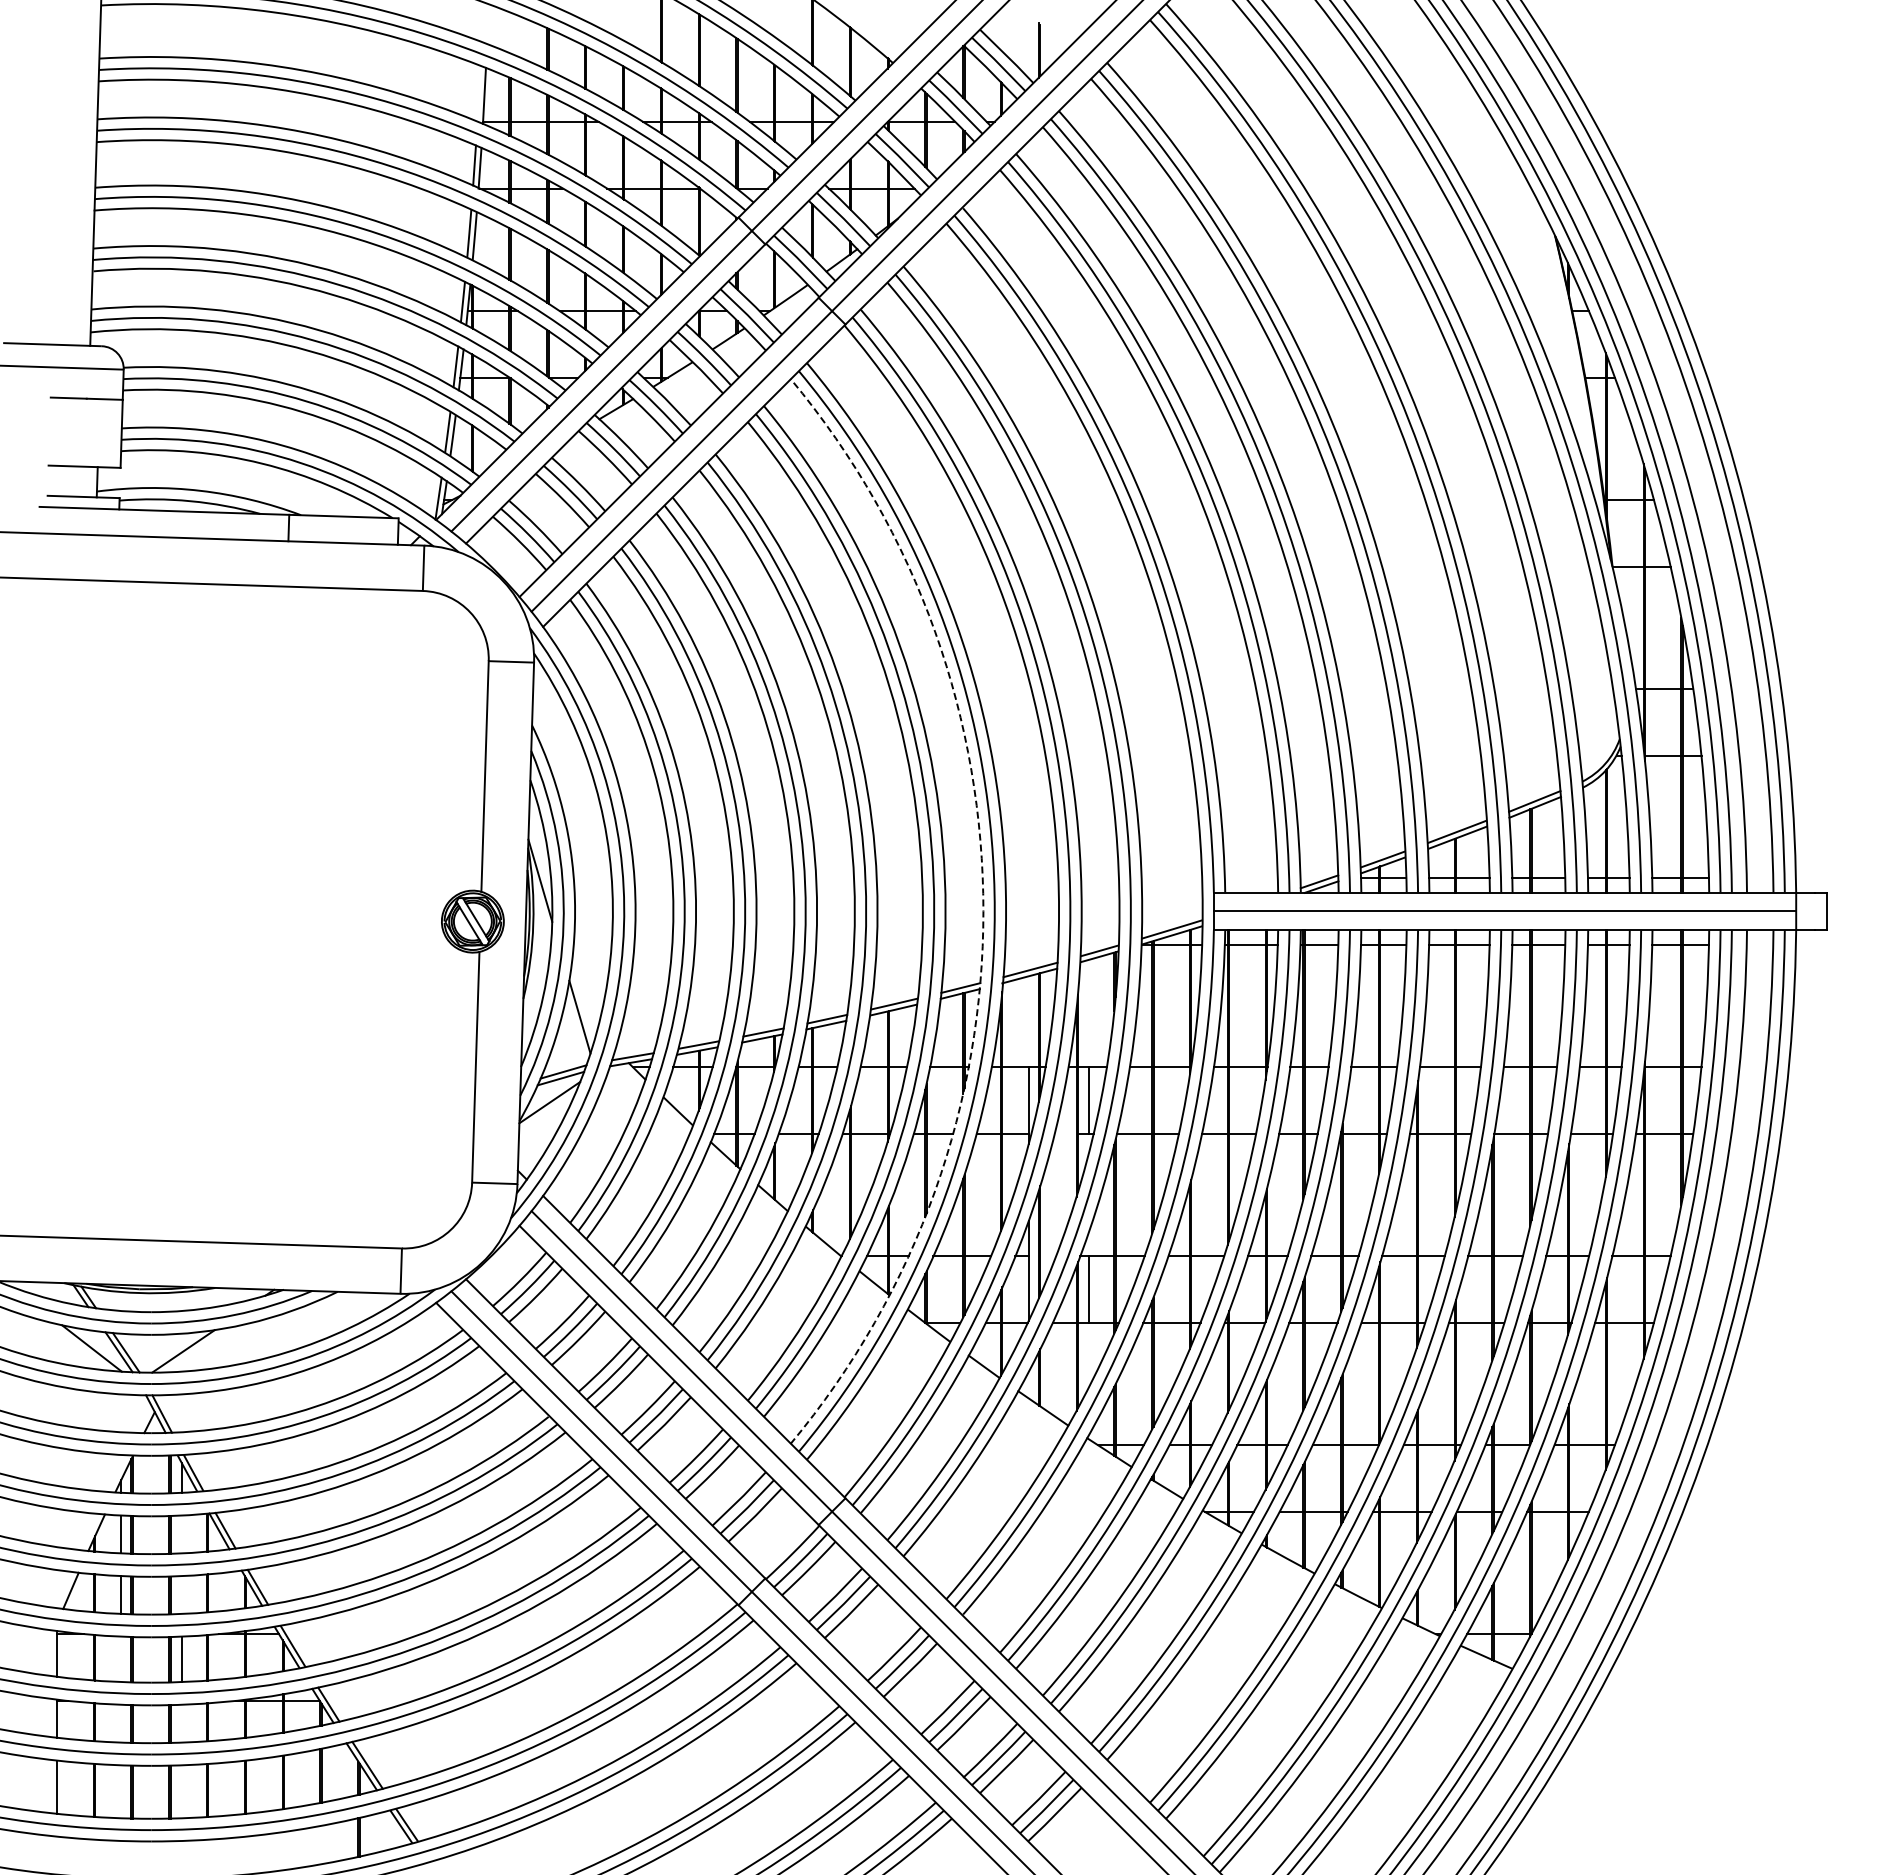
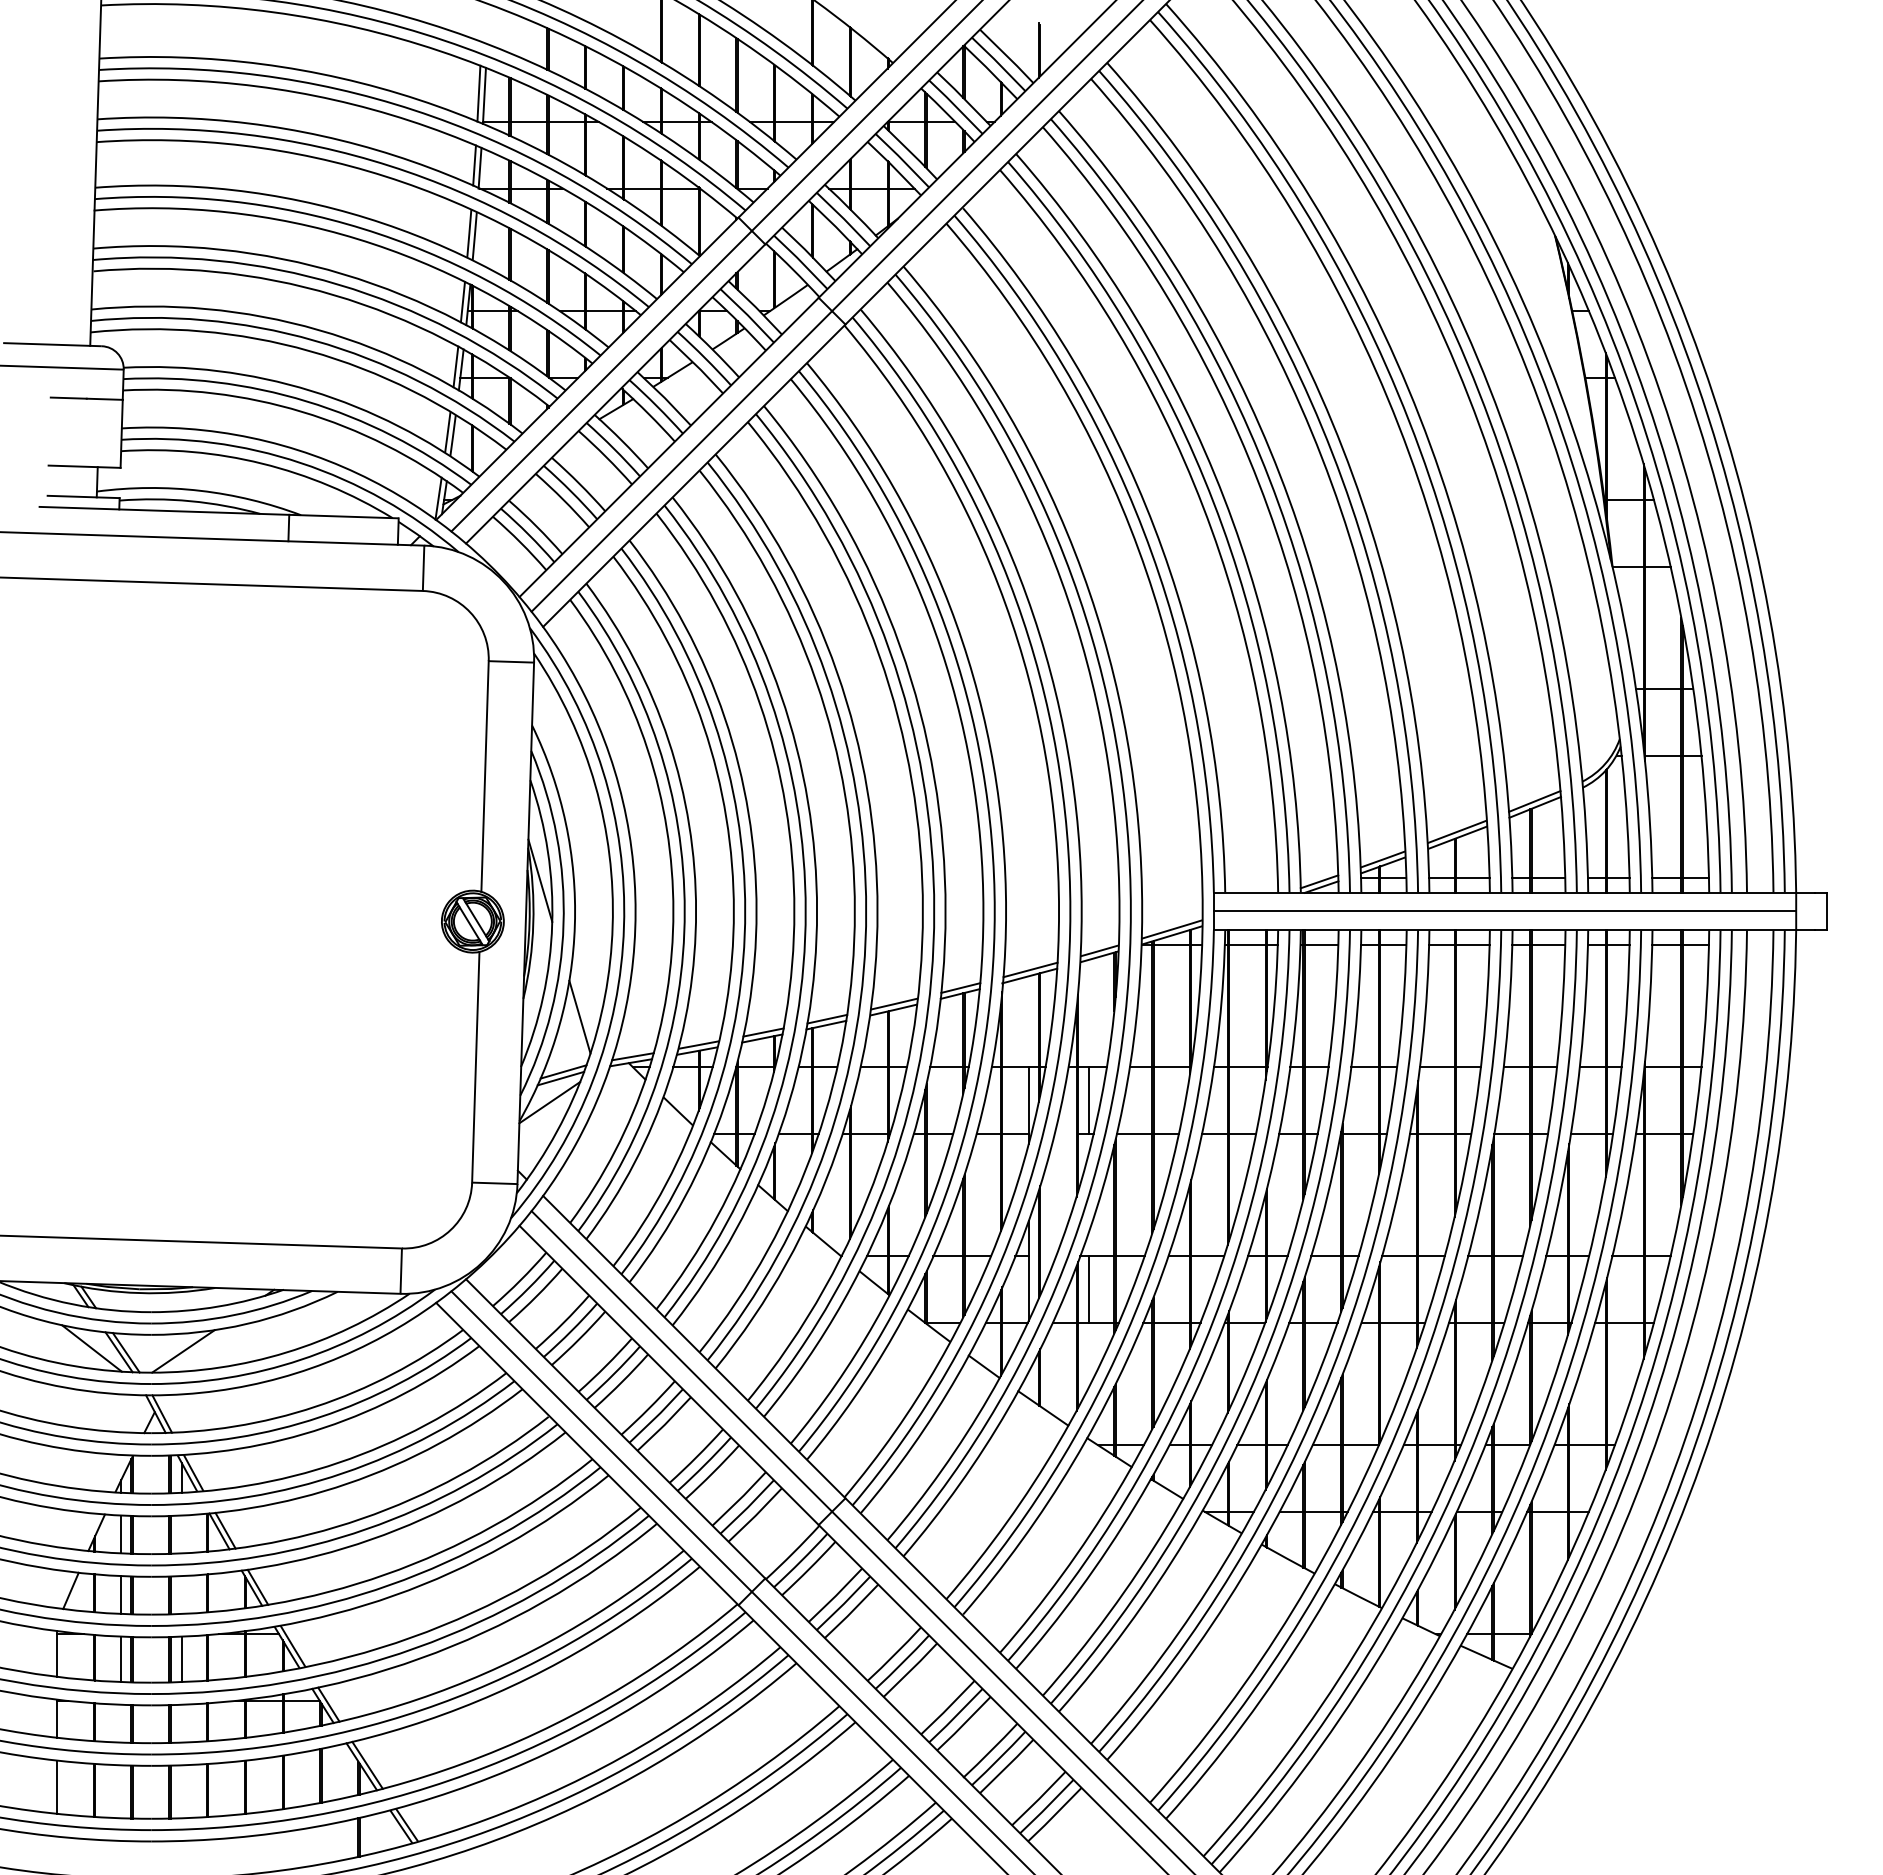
line: none -> present (478, 93)
arc: dashed -> solid (983, 911)
line: none -> present (121, 1659)
